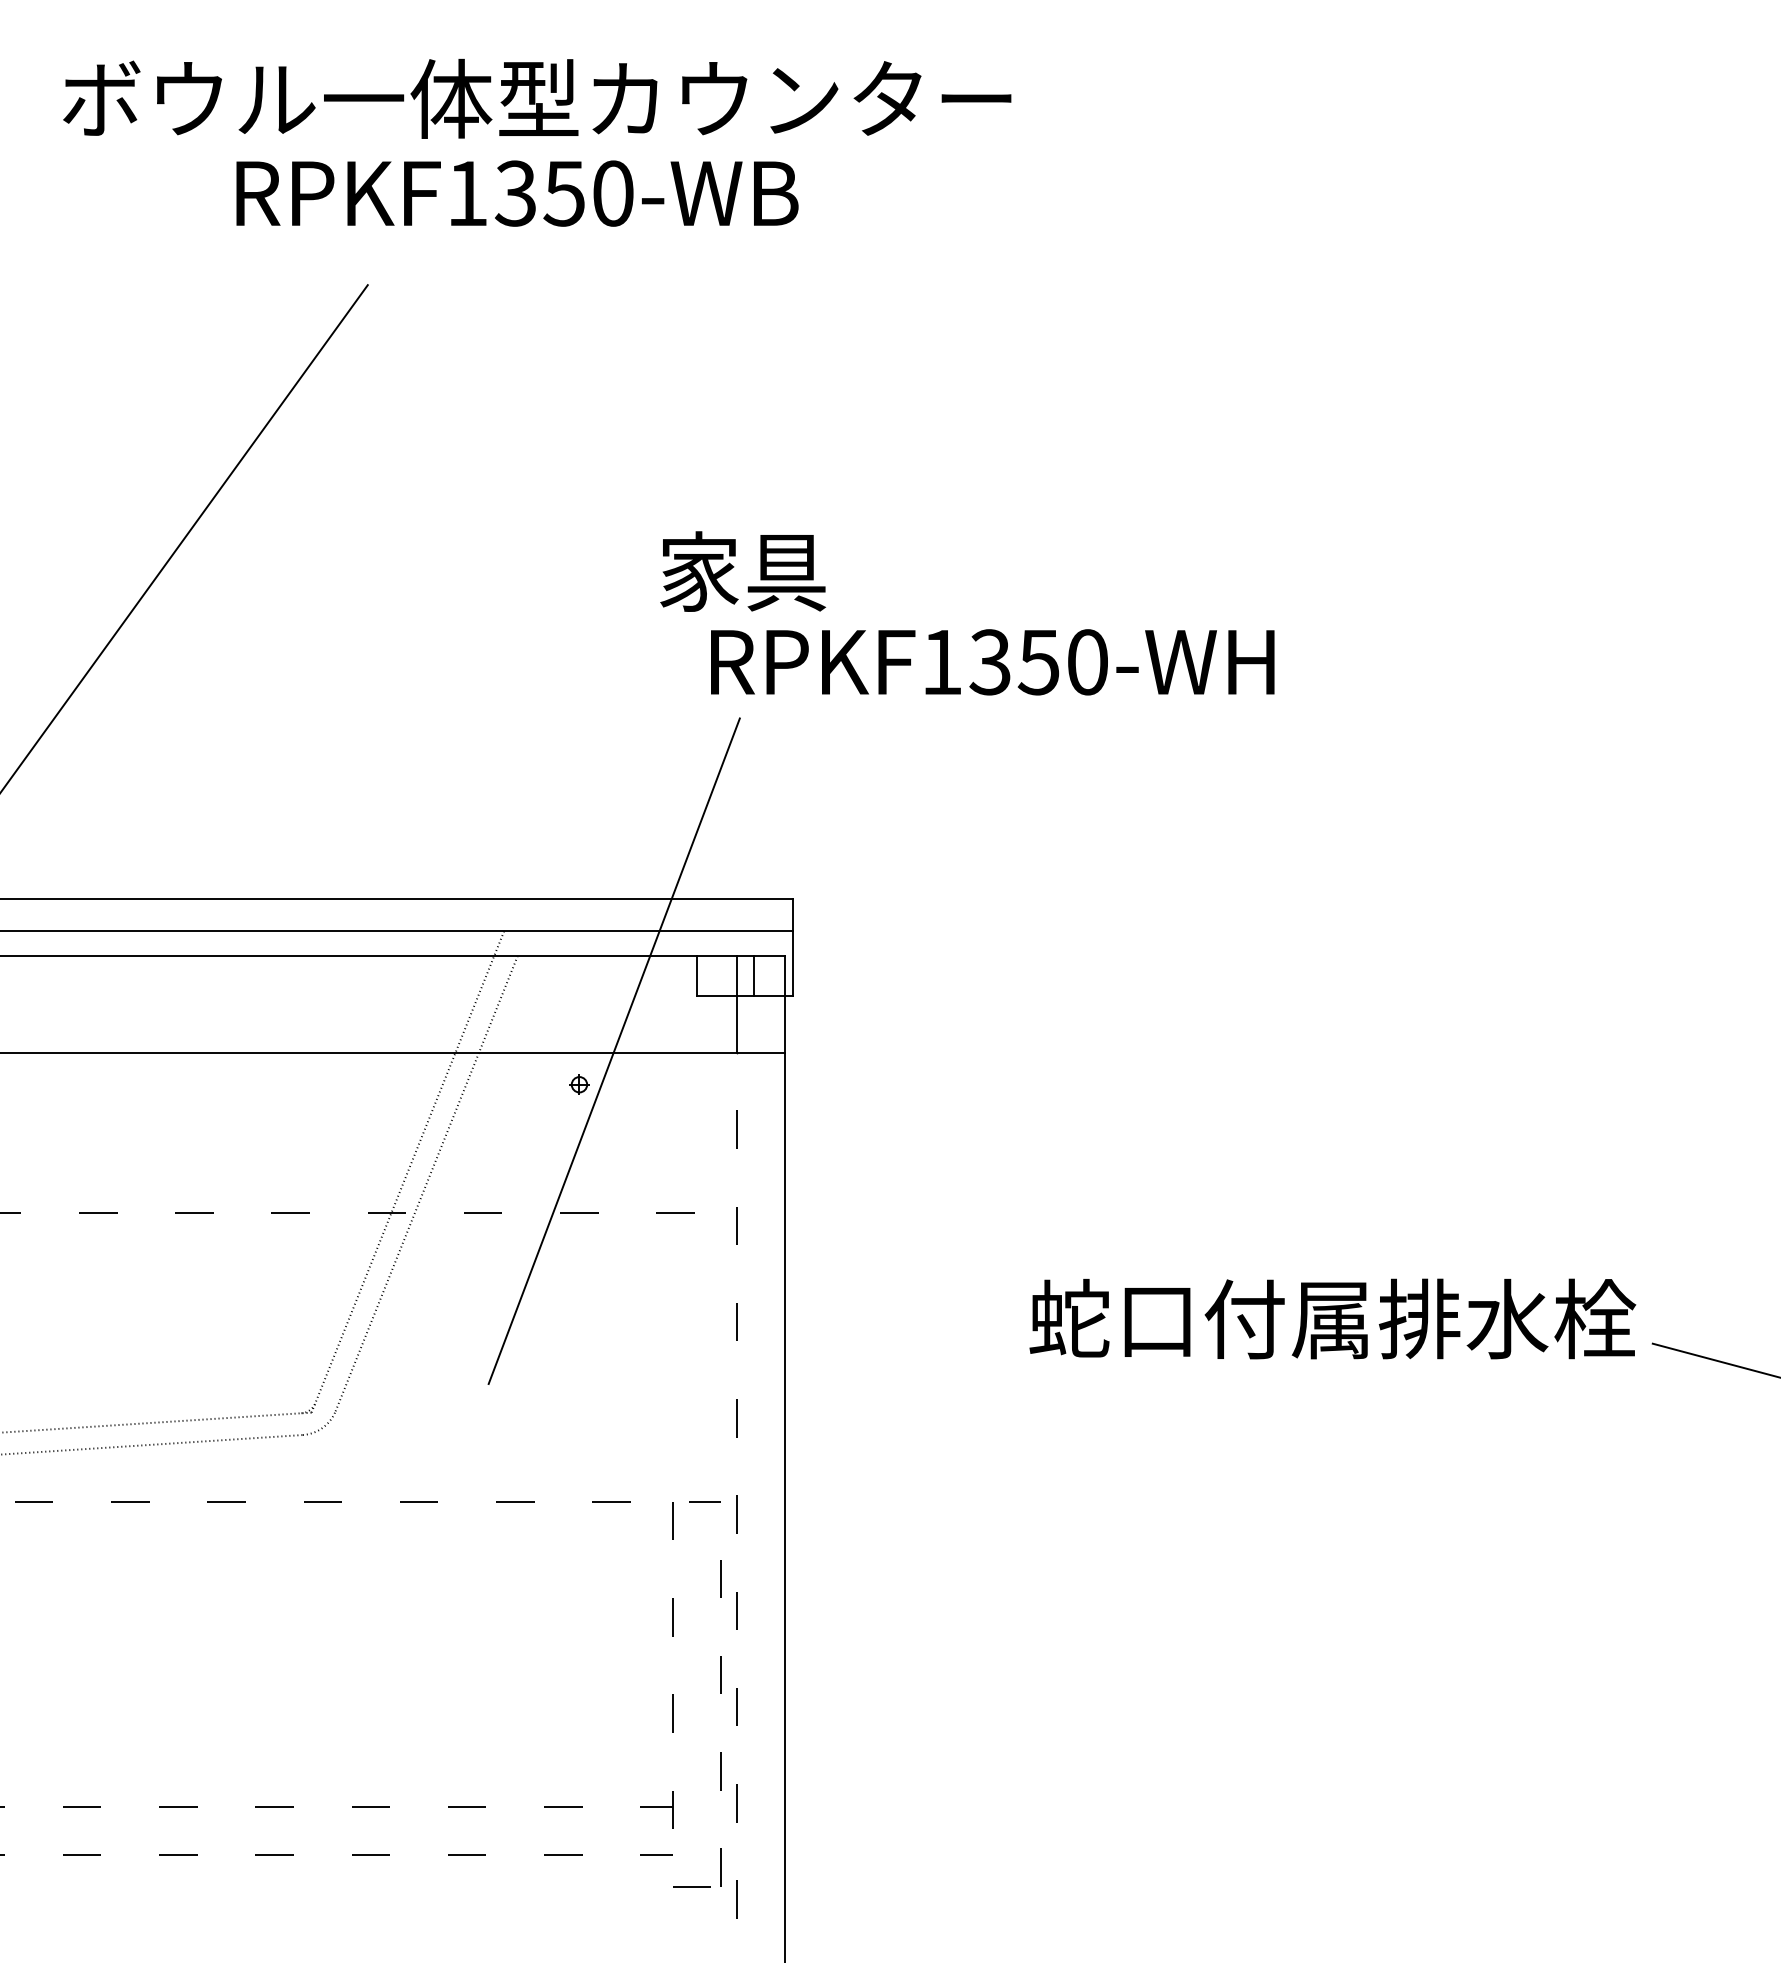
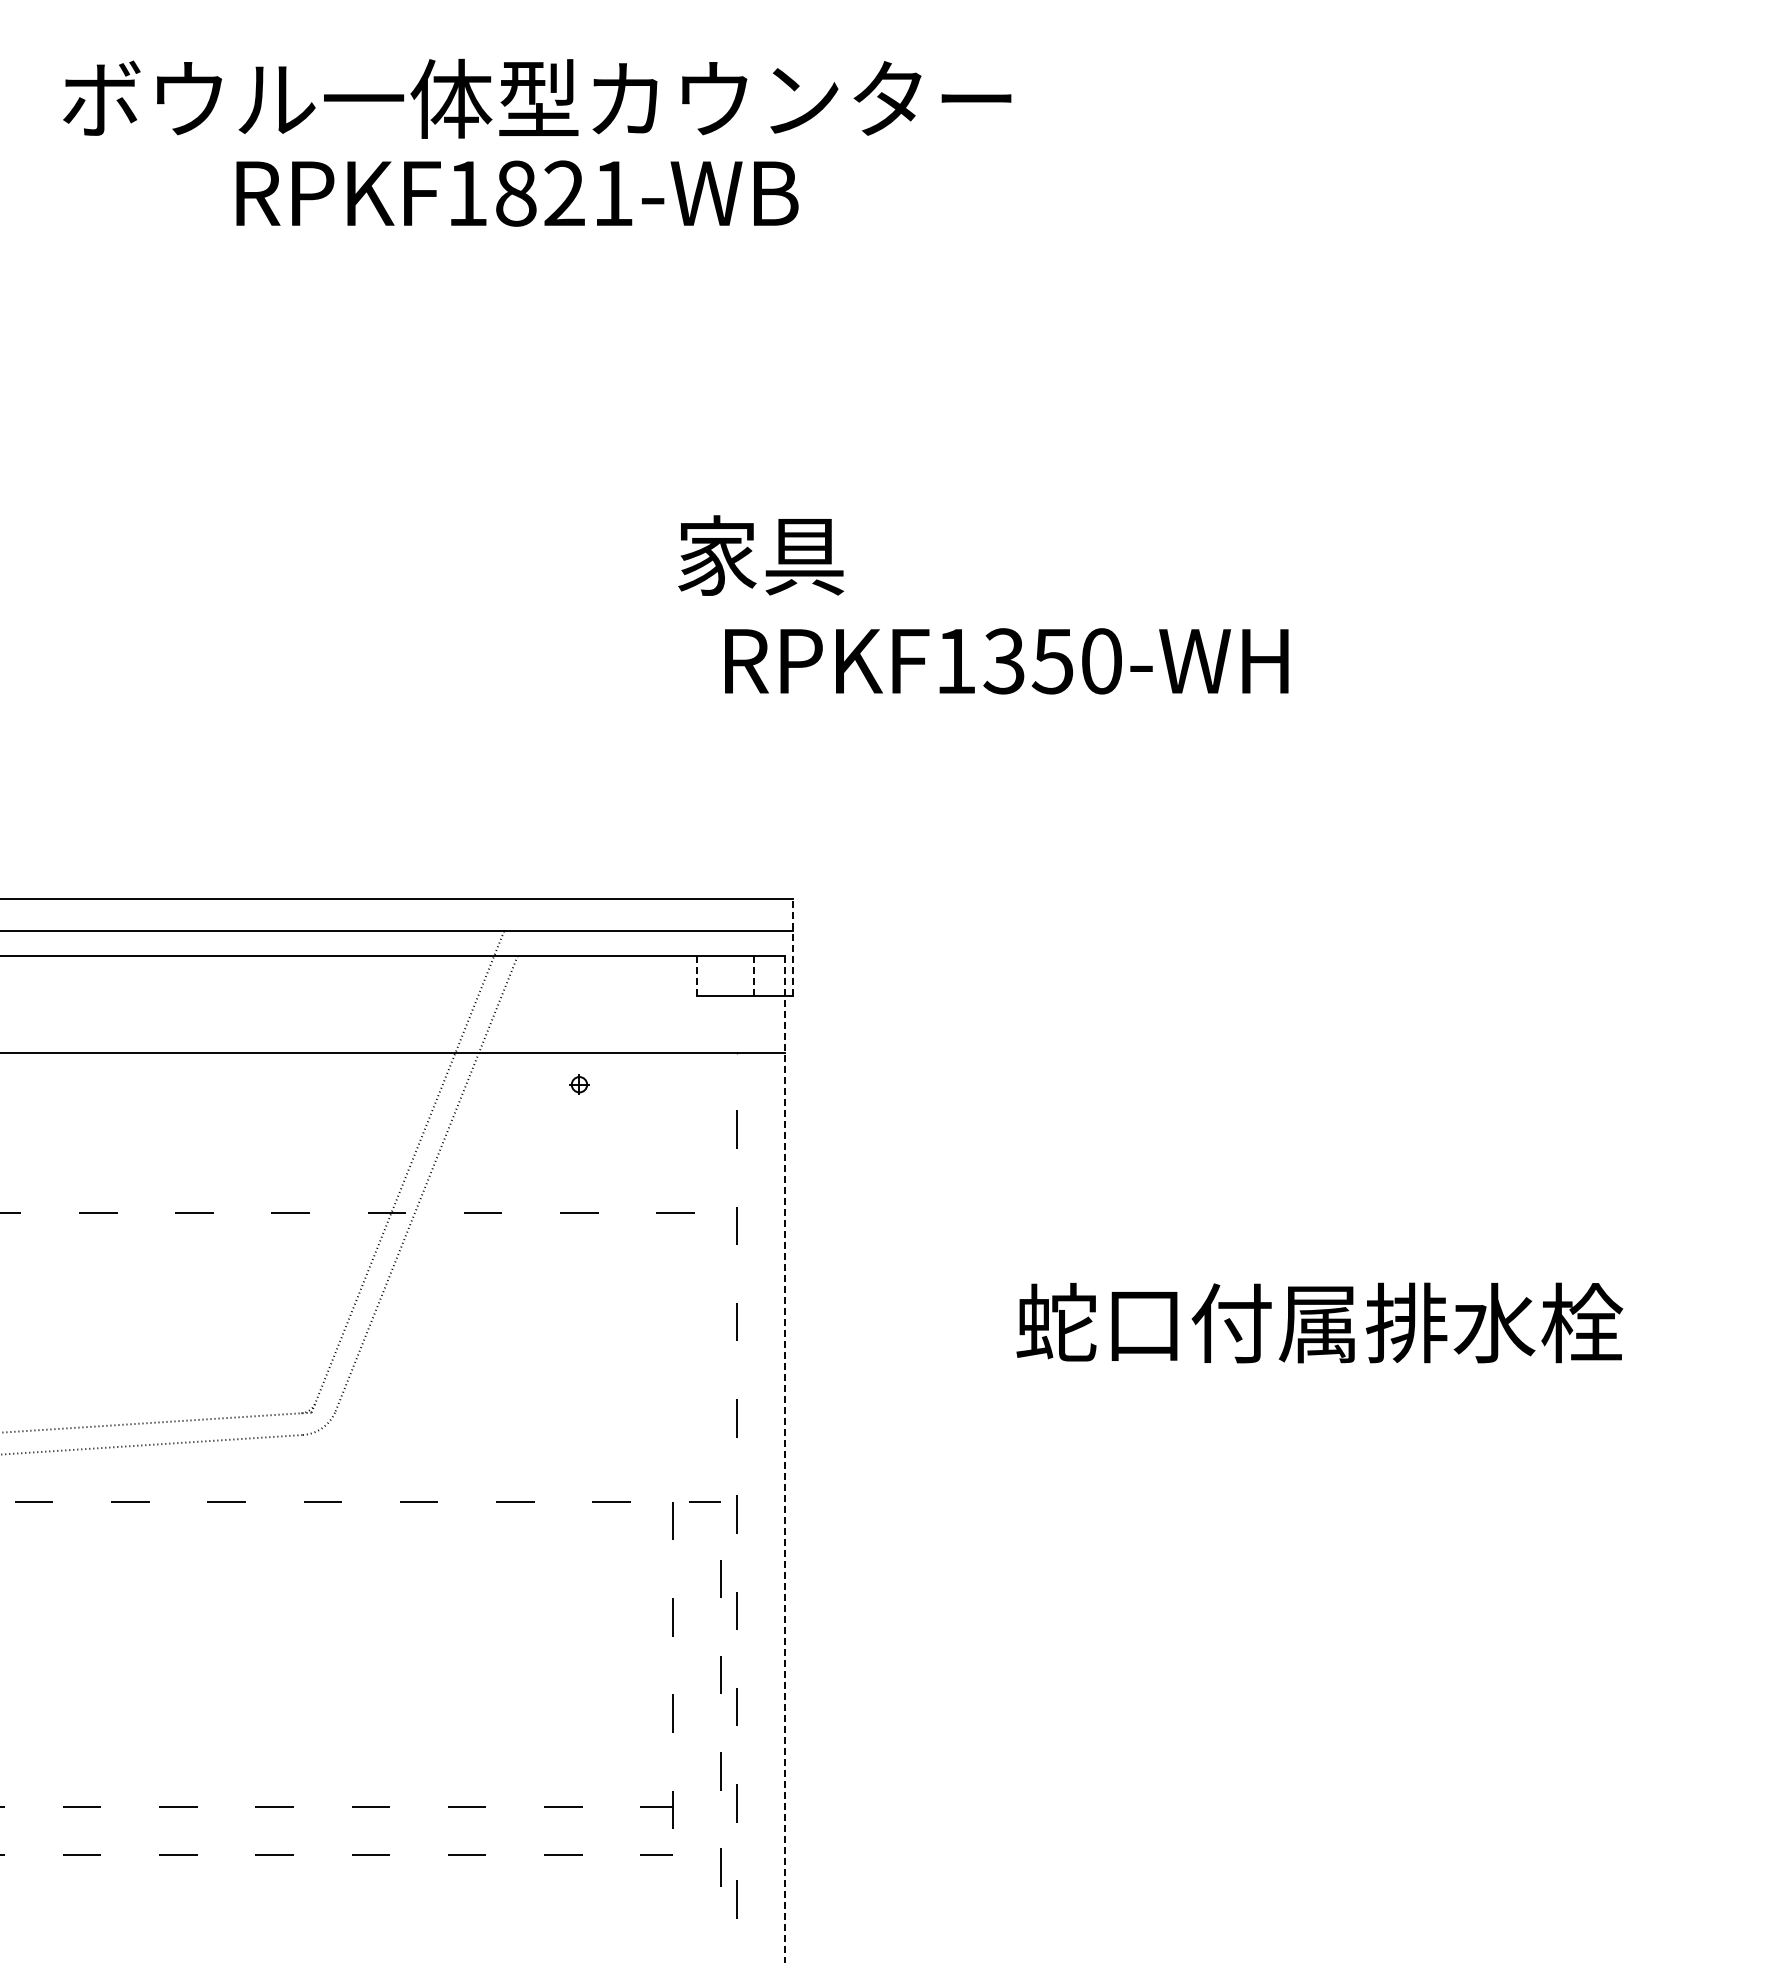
text: RPKF1350-WB -> RPKF1821-WB (564, 193)
line: present -> none (184, 537)
text position: (743, 571) -> (761, 555) (761, 555)
text position: (992, 662) -> (1006, 661) (1006, 661)
line: solid -> dashed (792, 946)
line: solid -> dashed (696, 976)
line: solid -> dashed (754, 976)
line: present -> none (736, 1004)
line: present -> none (613, 1051)
text position: (1332, 1318) -> (1319, 1322) (1319, 1322)
line: present -> none (1714, 1359)
line: solid -> dashed (784, 1459)
line: present -> none (691, 1886)
